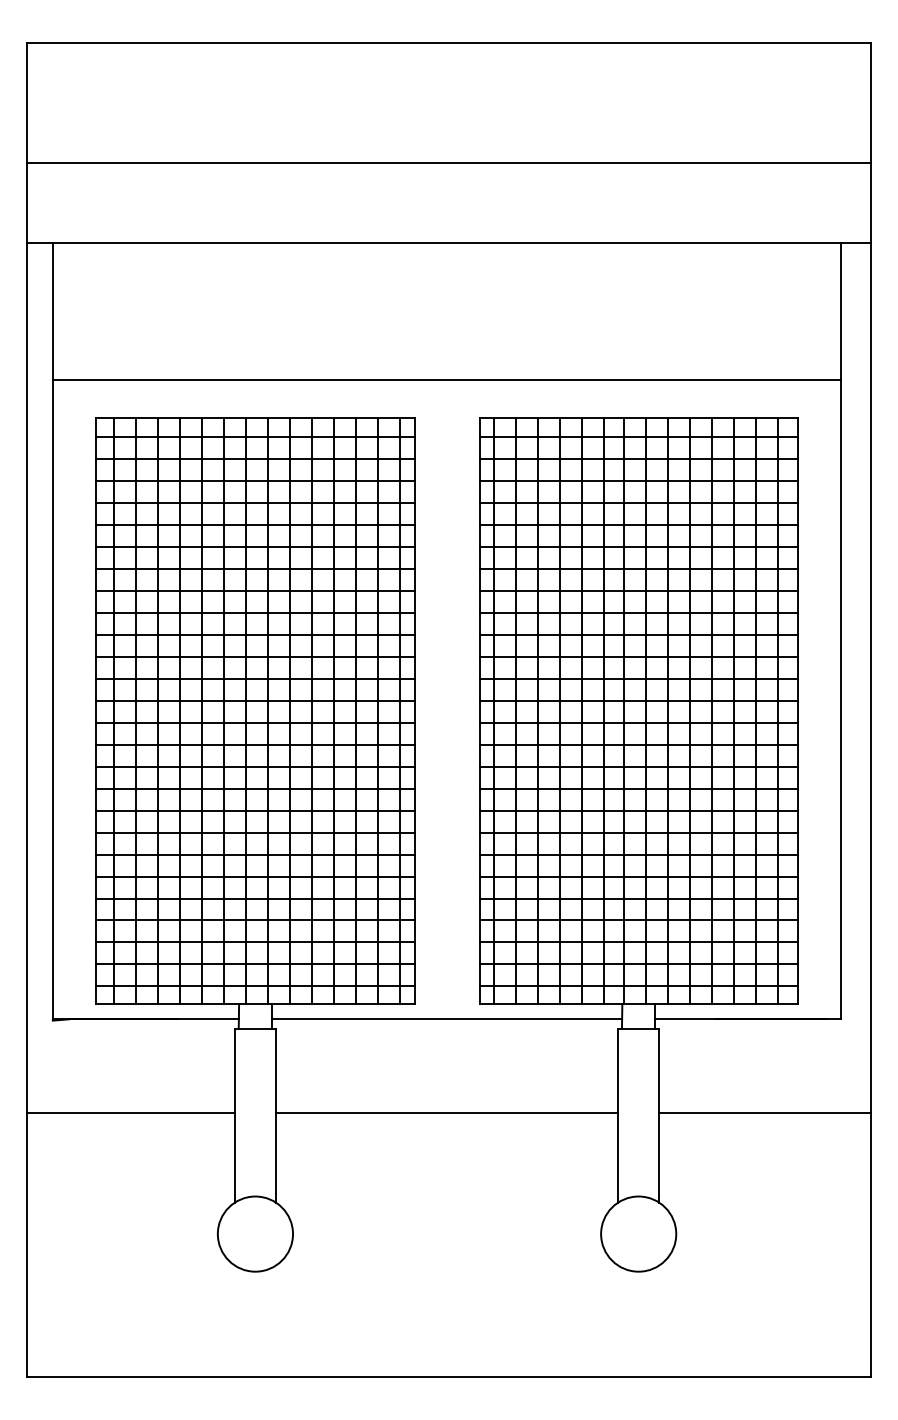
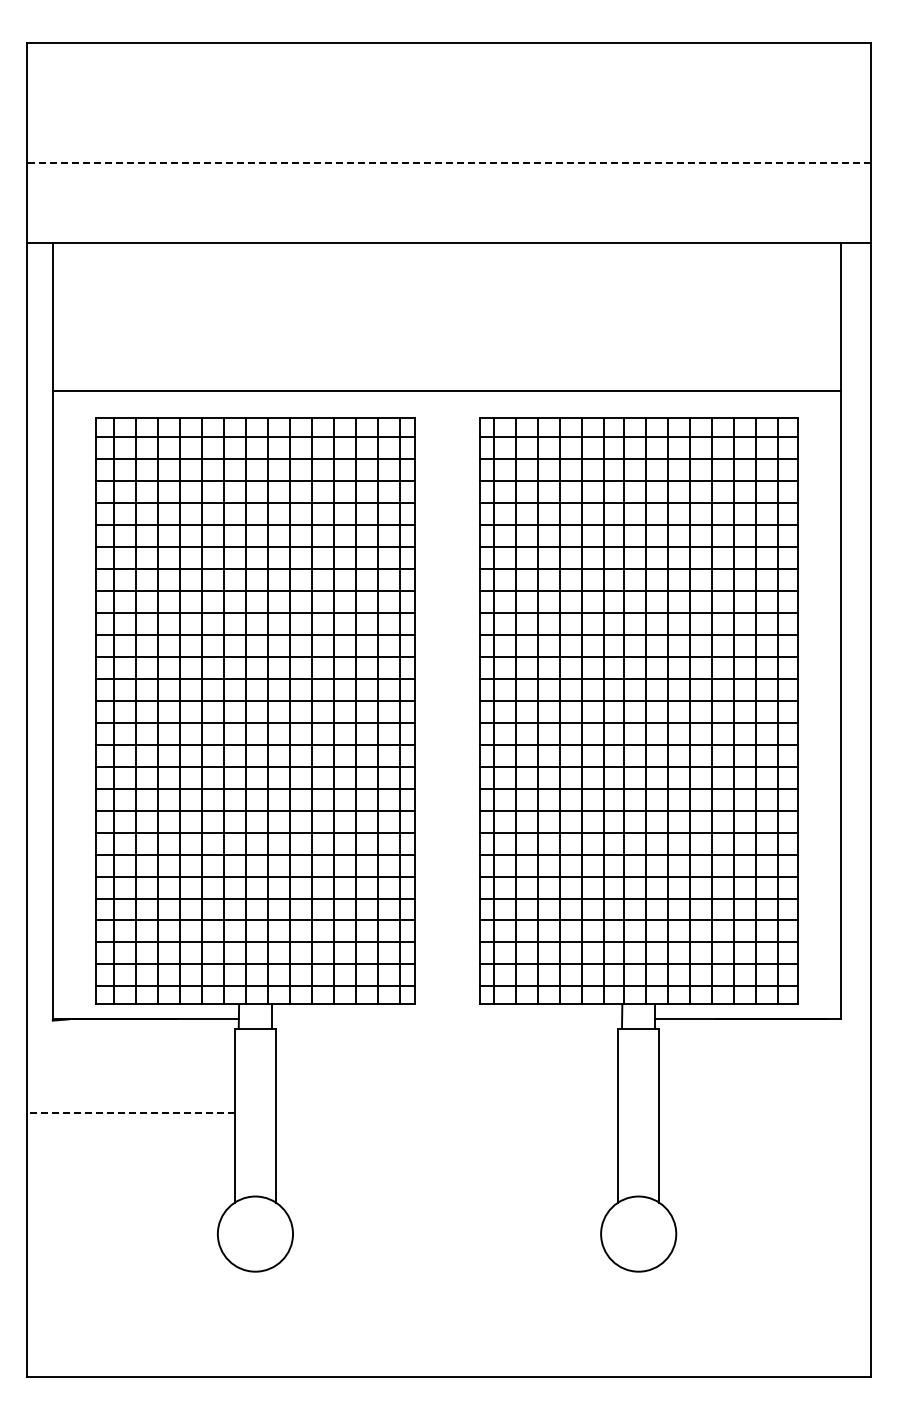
line: solid -> dashed (448, 162)
line position: (446, 380) -> (446, 391) (446, 391)
line: present -> none (446, 1019)
line: solid -> dashed (130, 1113)
line: present -> none (446, 1113)
line: present -> none (764, 1113)
